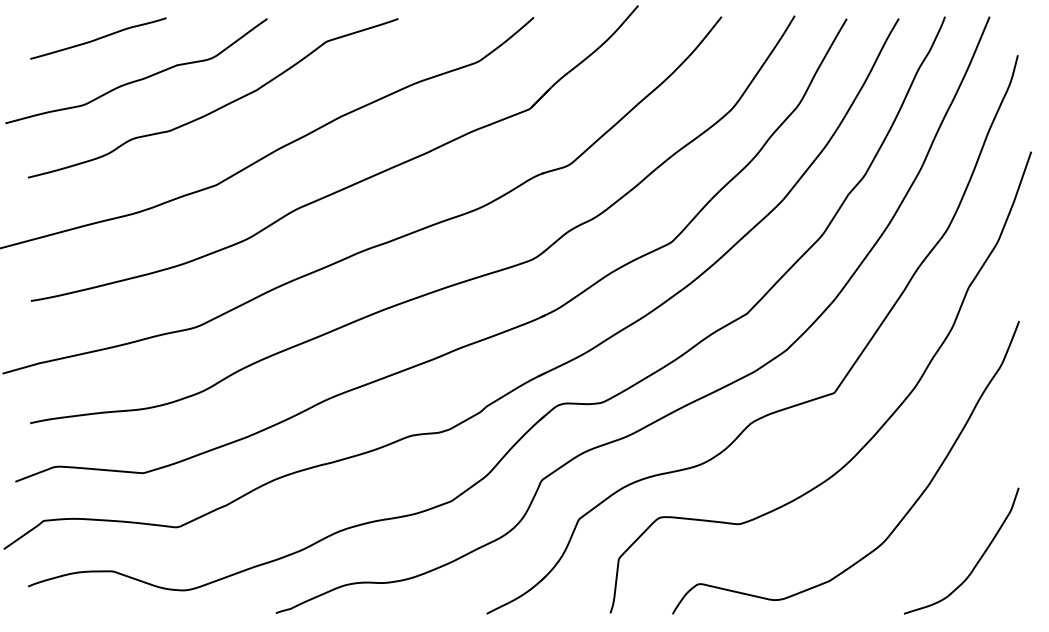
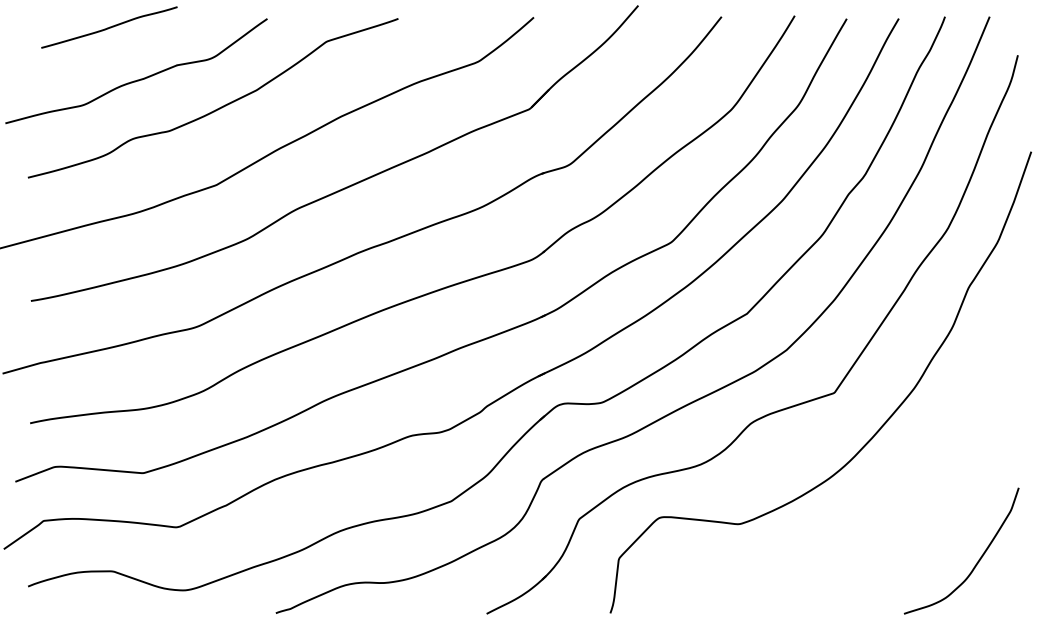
curve position: (98, 38) -> (109, 27) (109, 27)
curve: present -> none (905, 513)
